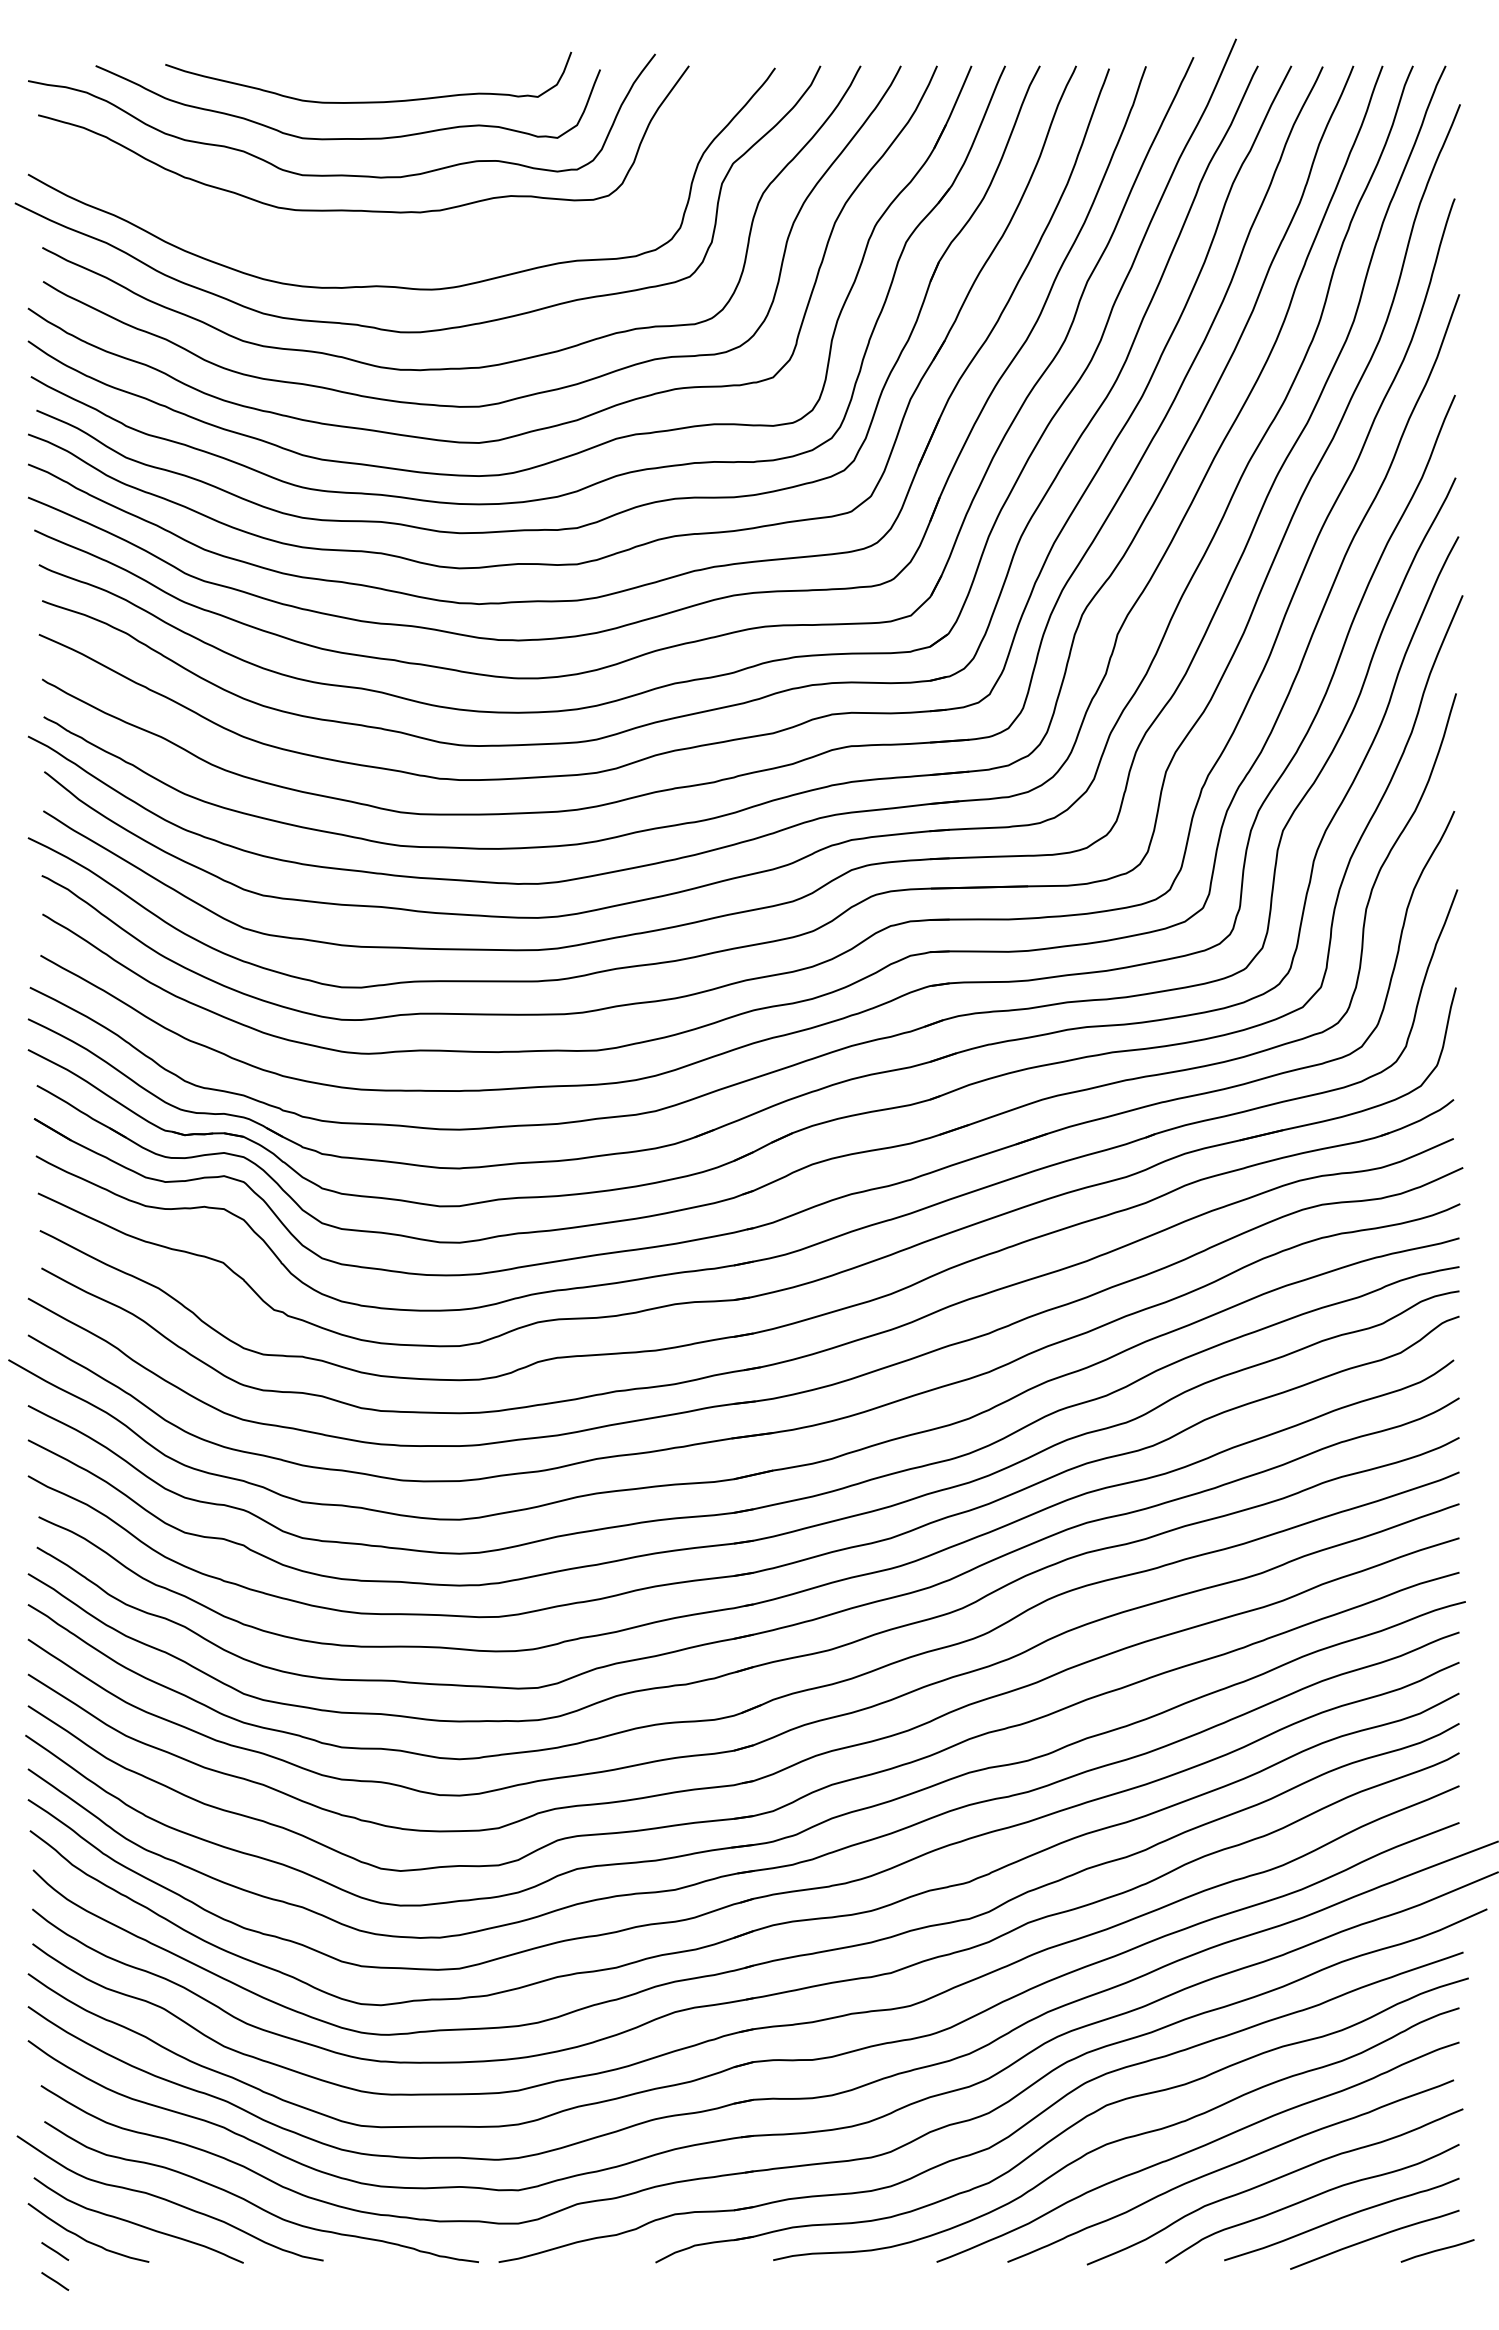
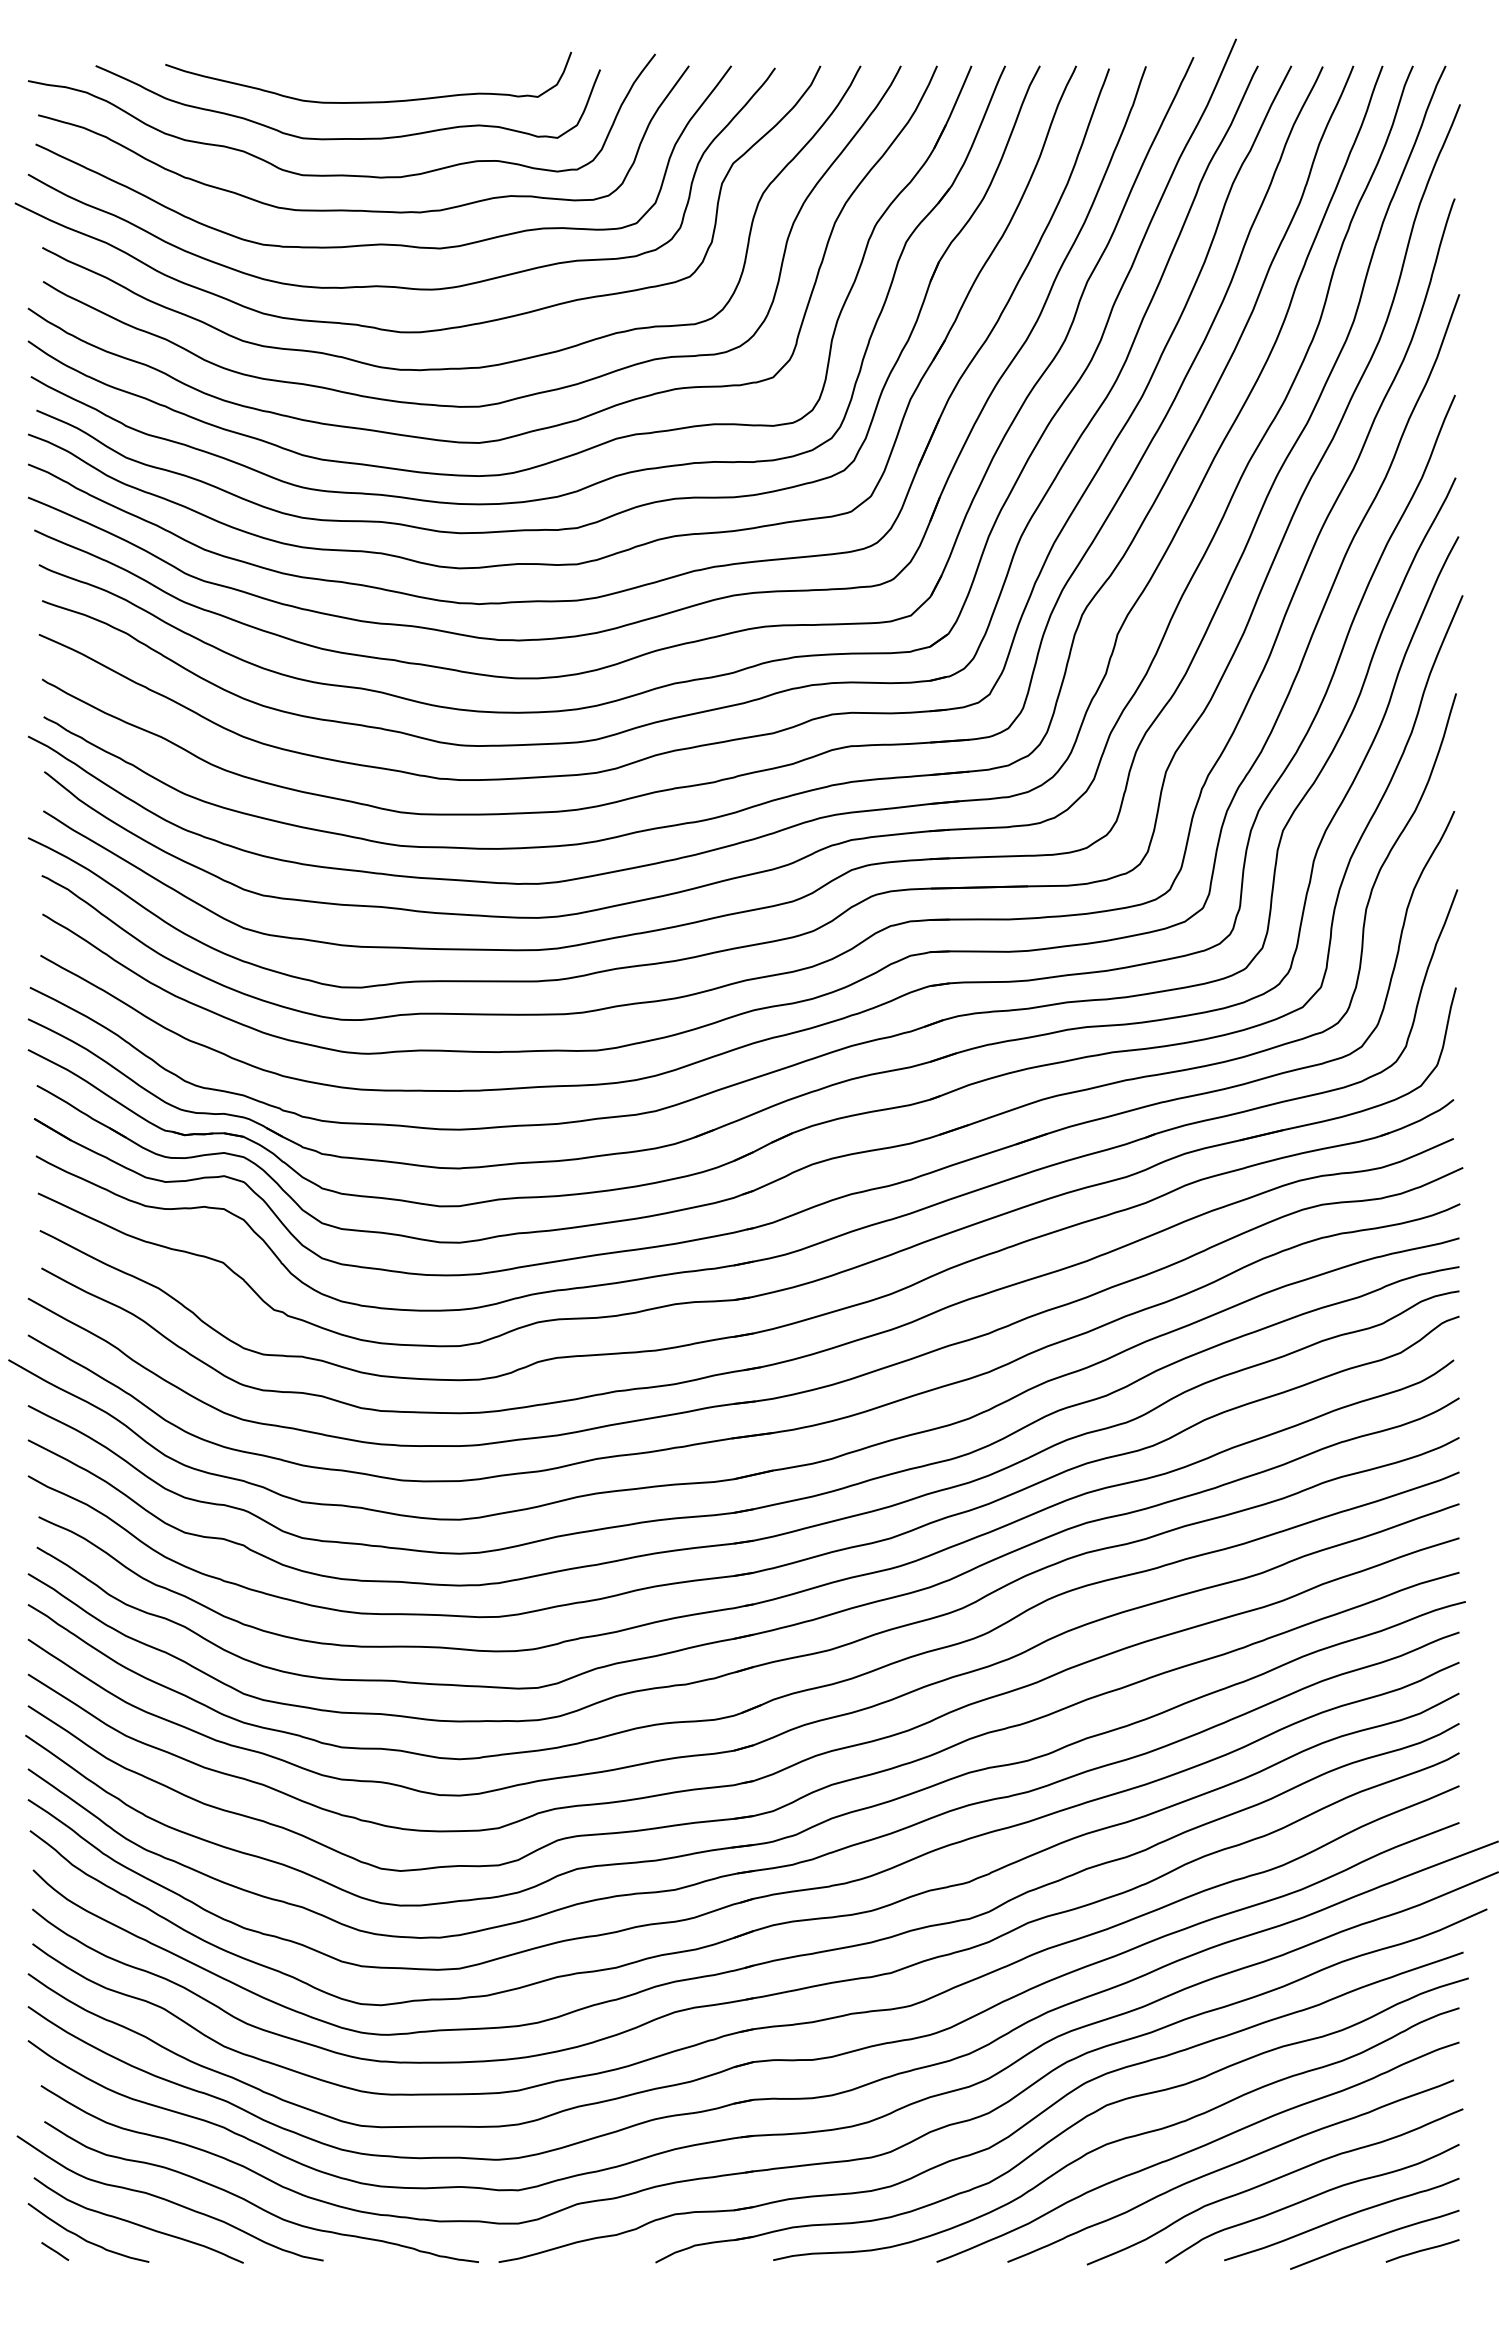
curve: none -> present (383, 243)
curve position: (1437, 2250) -> (1422, 2250) (1422, 2250)
line: present -> none (55, 2281)
